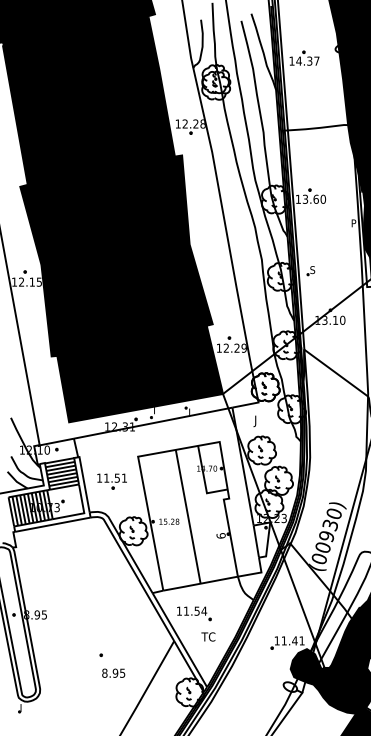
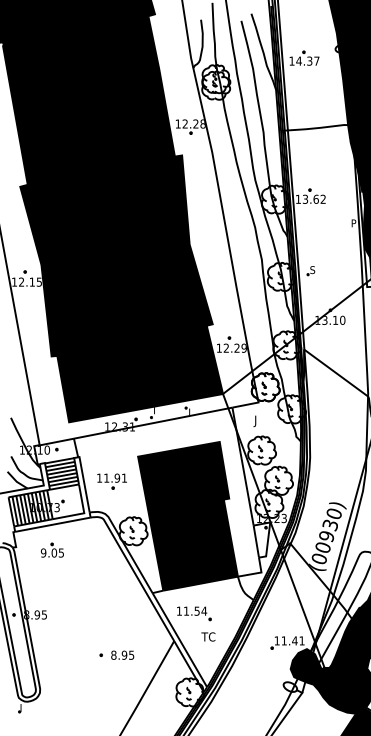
text: 13.60 -> 13.62 (323, 198)
text: 11.51 -> 11.91 (117, 477)
fill: none -> present (187, 516)
part: none -> present (51, 549)
text position: (113, 672) -> (122, 654) (122, 654)
